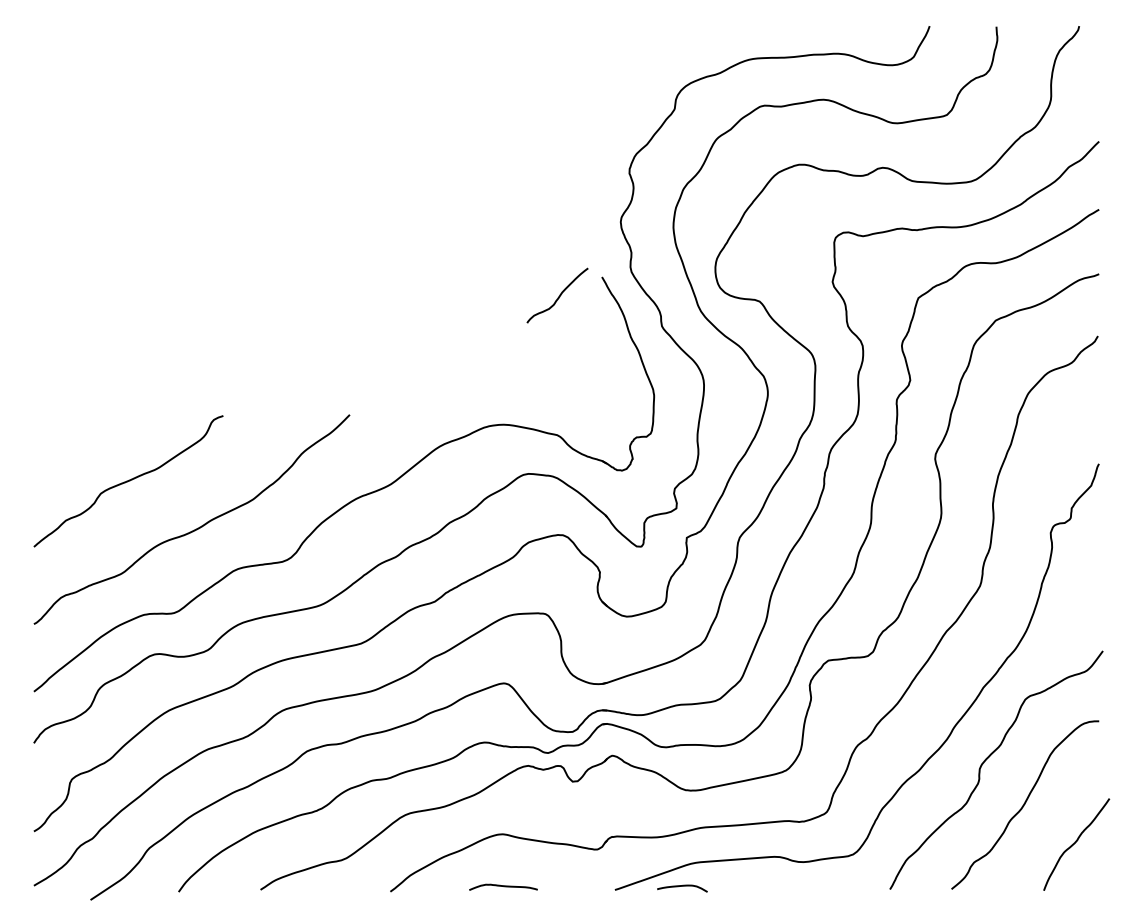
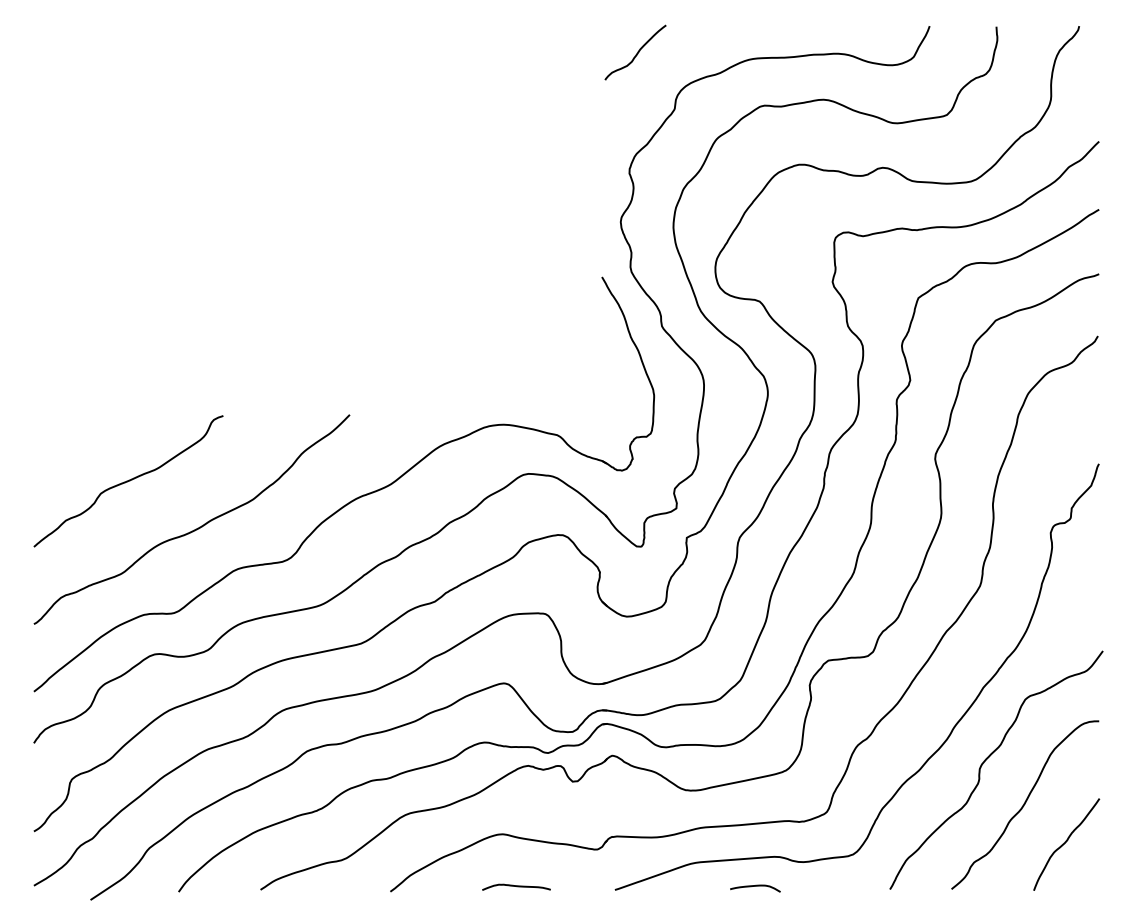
curve position: (558, 296) -> (636, 53) (636, 53)
curve position: (1075, 843) -> (1065, 843) (1065, 843)
curve position: (503, 886) -> (516, 886) (516, 886)
curve position: (682, 886) -> (755, 886) (755, 886)
